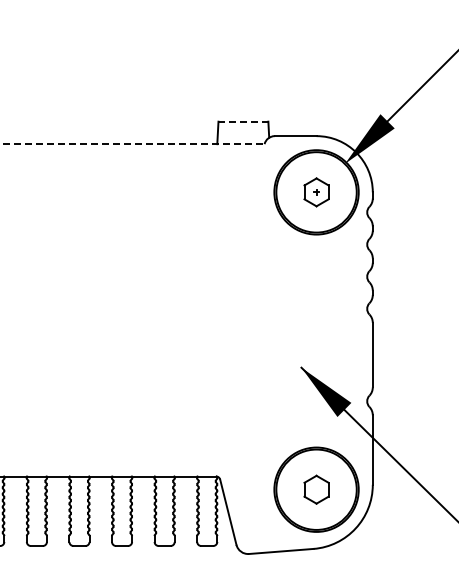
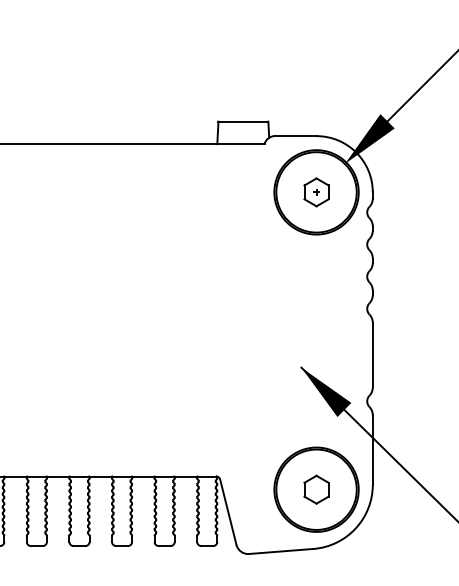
line: dashed -> solid (243, 121)
line: dashed -> solid (132, 144)
